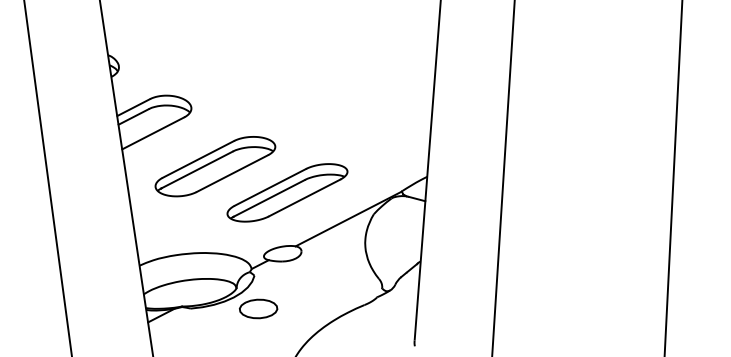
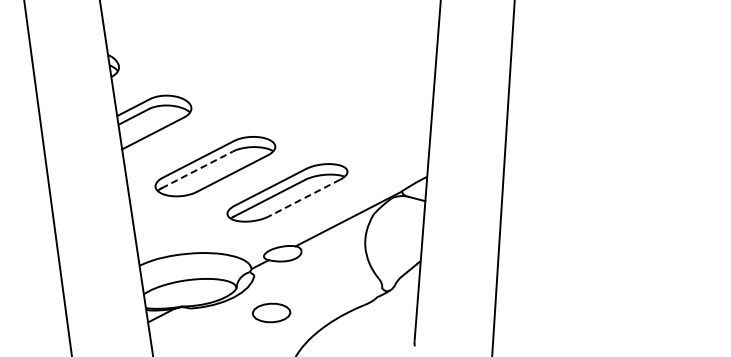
line: solid -> dashed (197, 169)
line: present -> none (673, 177)
line: solid -> dashed (304, 198)
part position: (258, 308) -> (271, 312) (271, 312)
